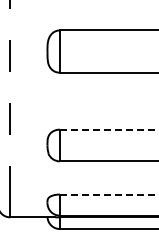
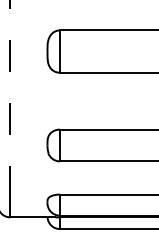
line: dashed -> solid (109, 129)
line: dashed -> solid (109, 194)
